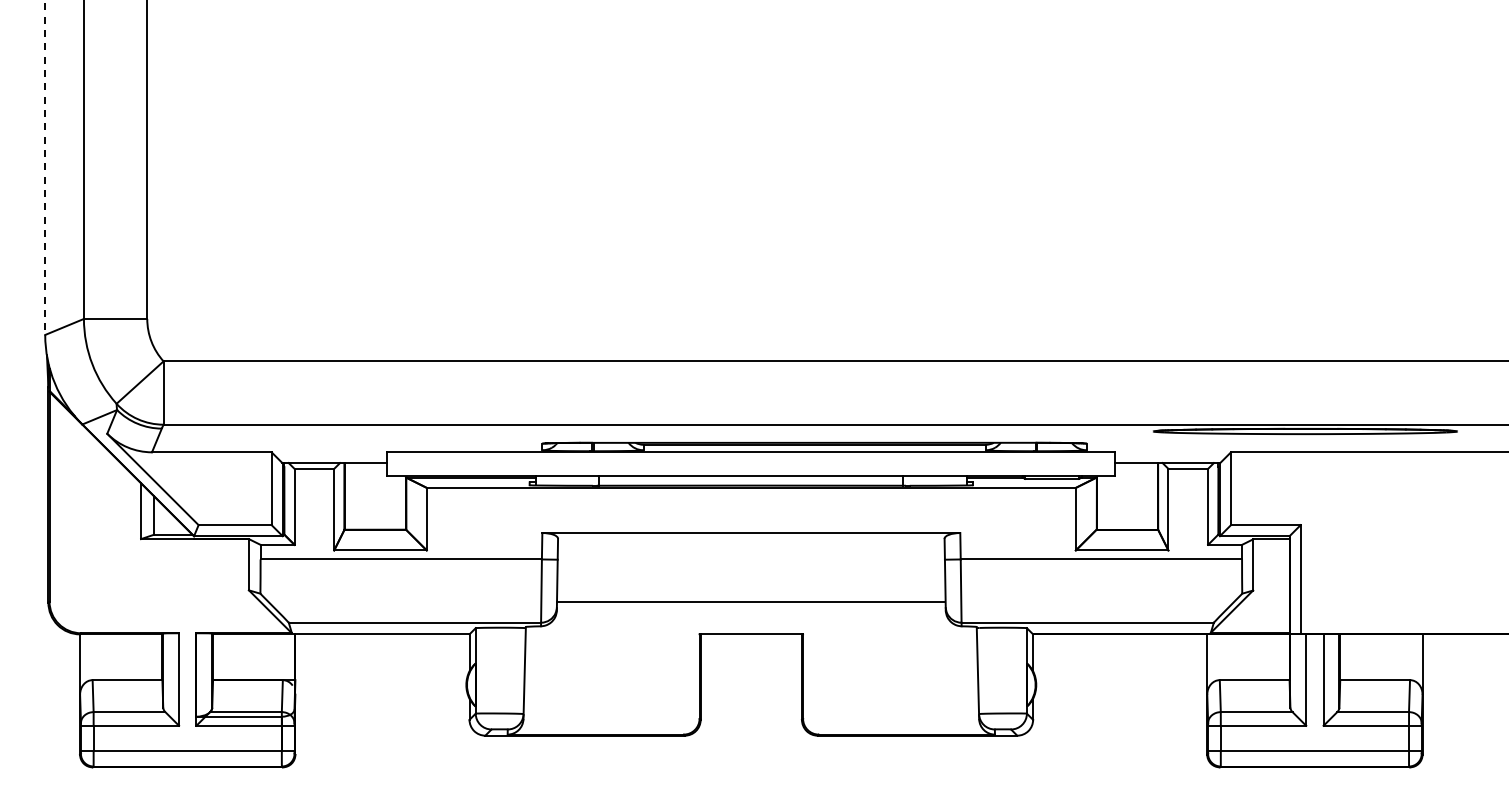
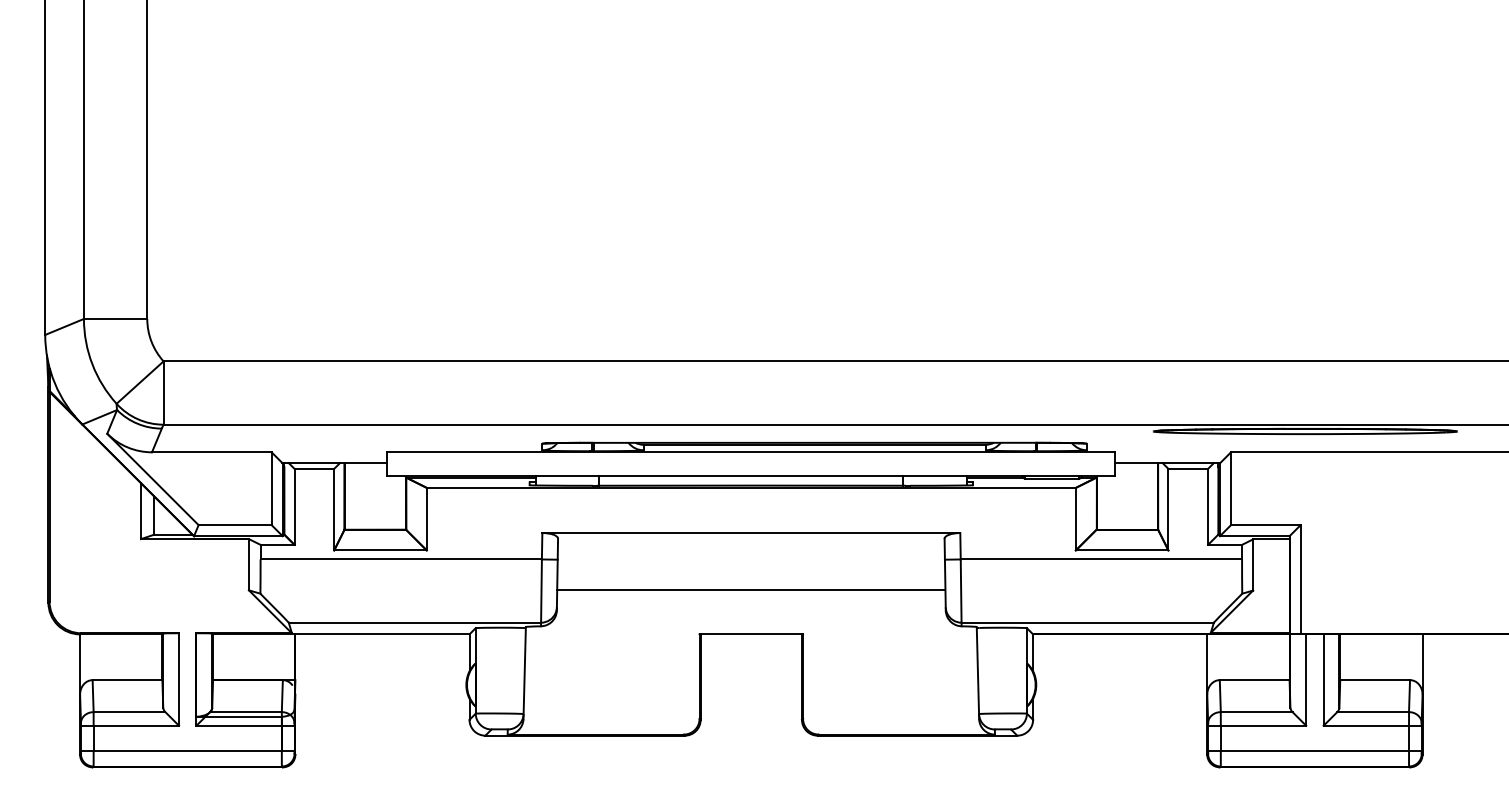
line: dashed -> solid (45, 168)
line position: (751, 602) -> (751, 590) (751, 590)
